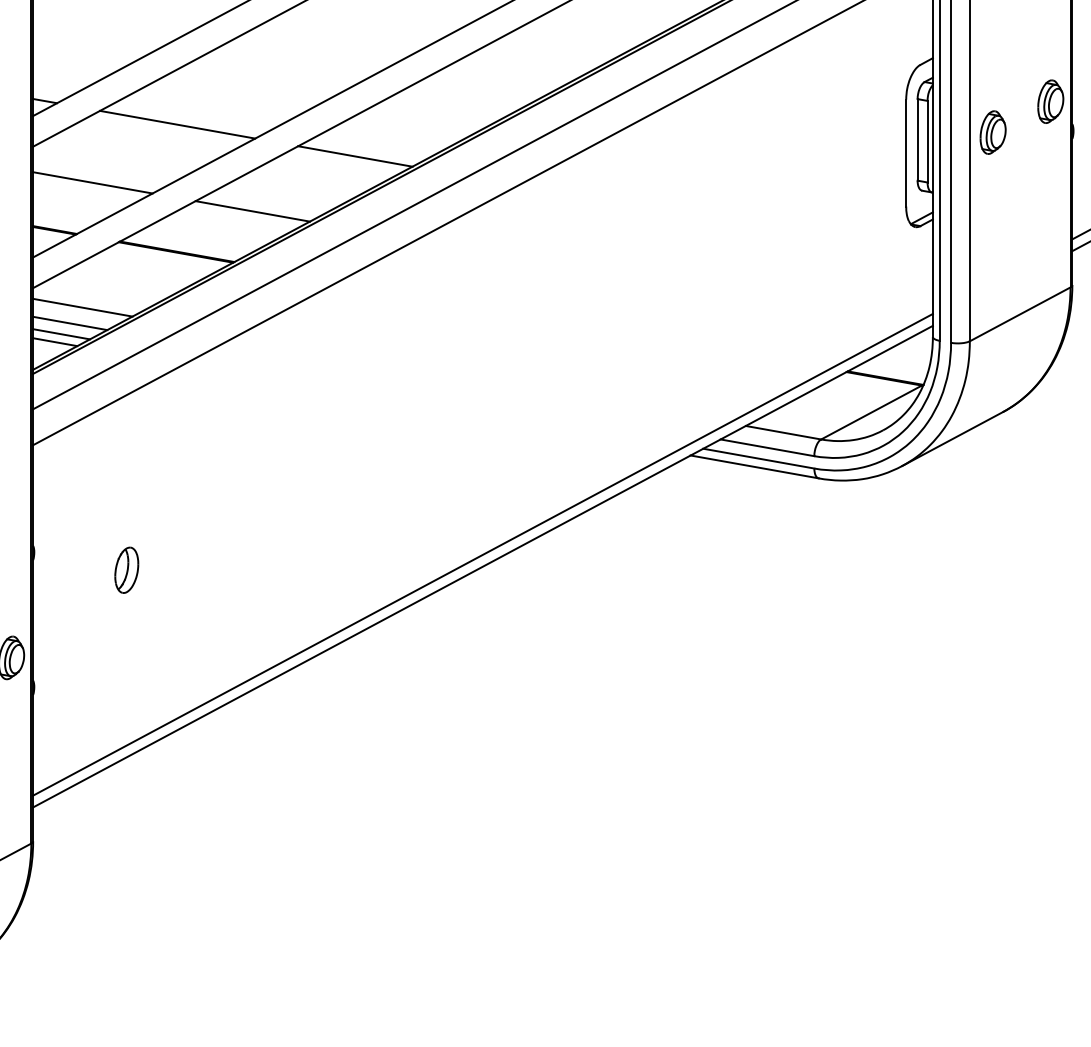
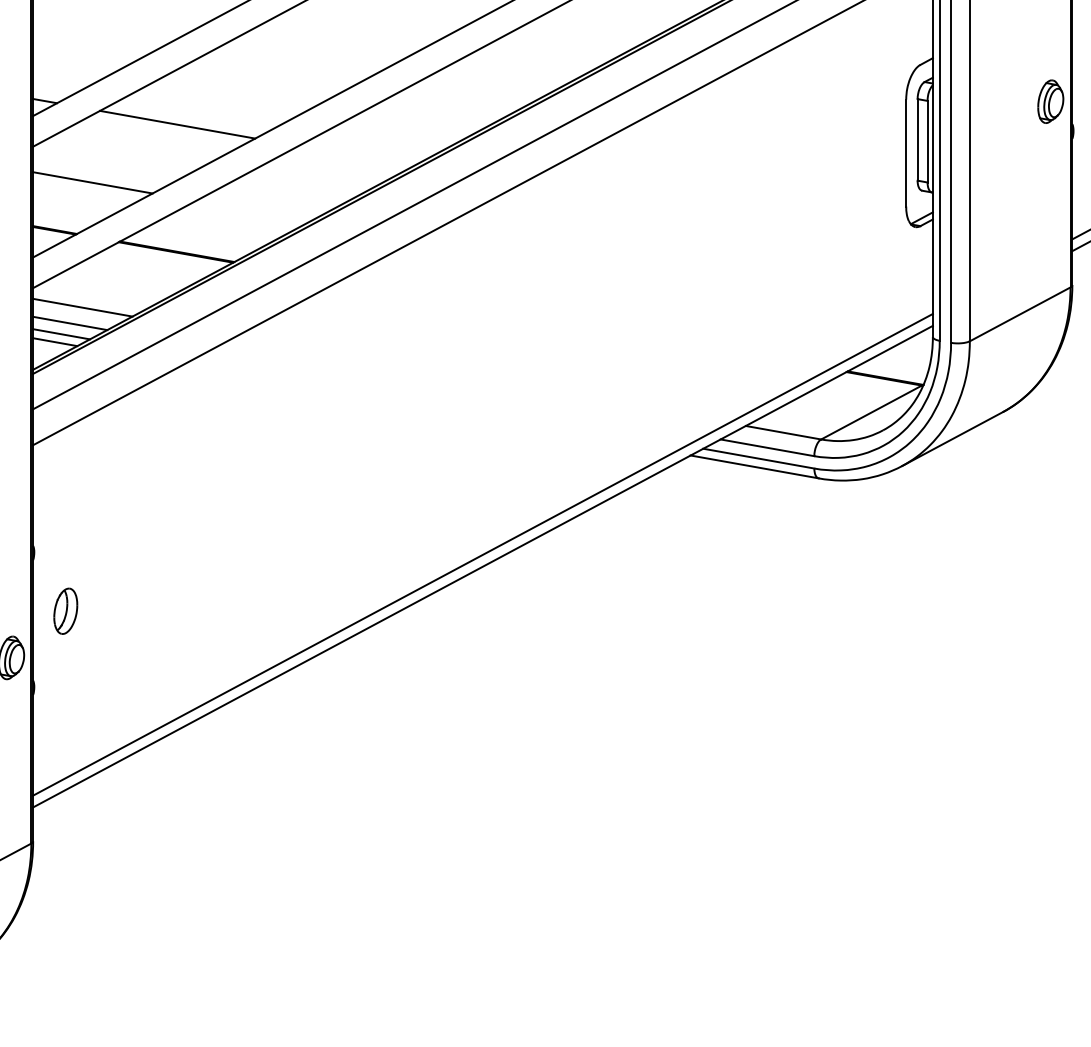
part: present -> none (992, 132)
line: present -> none (355, 156)
line: present -> none (252, 211)
part position: (126, 569) -> (65, 610) (65, 610)
